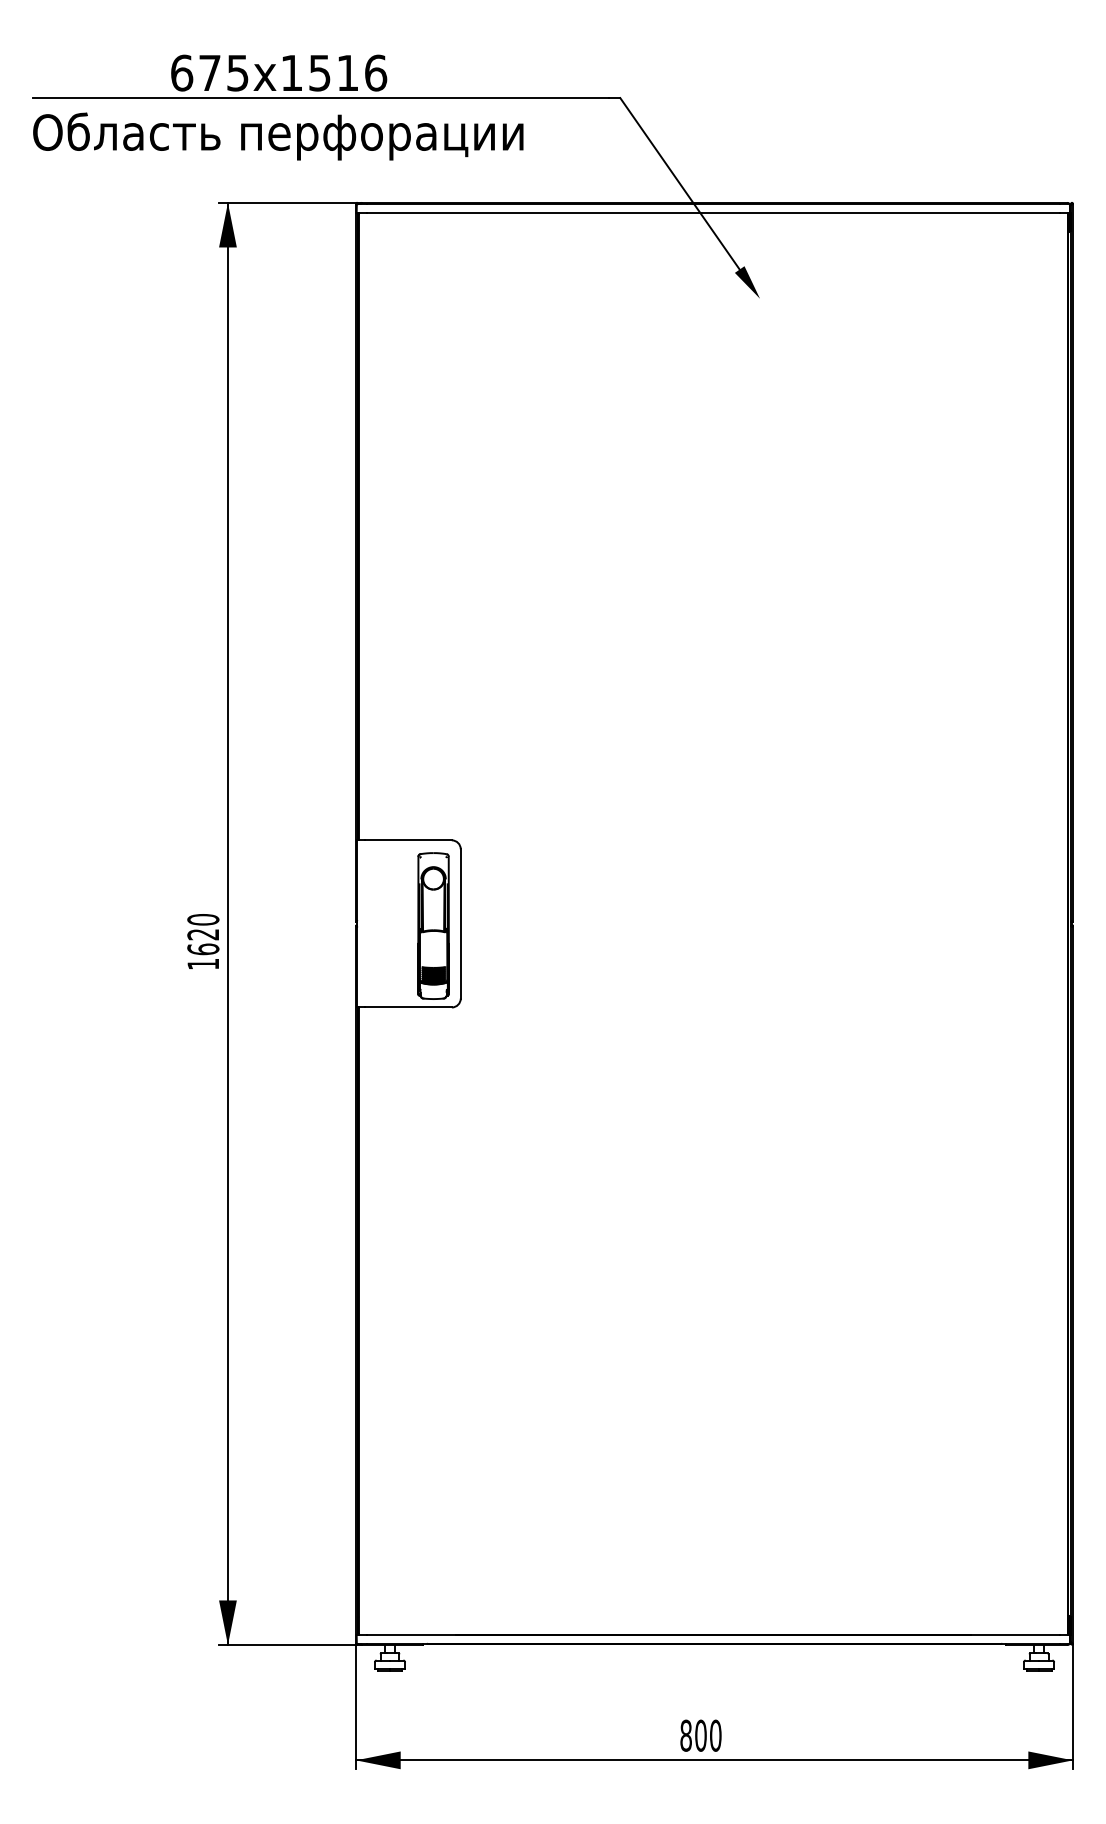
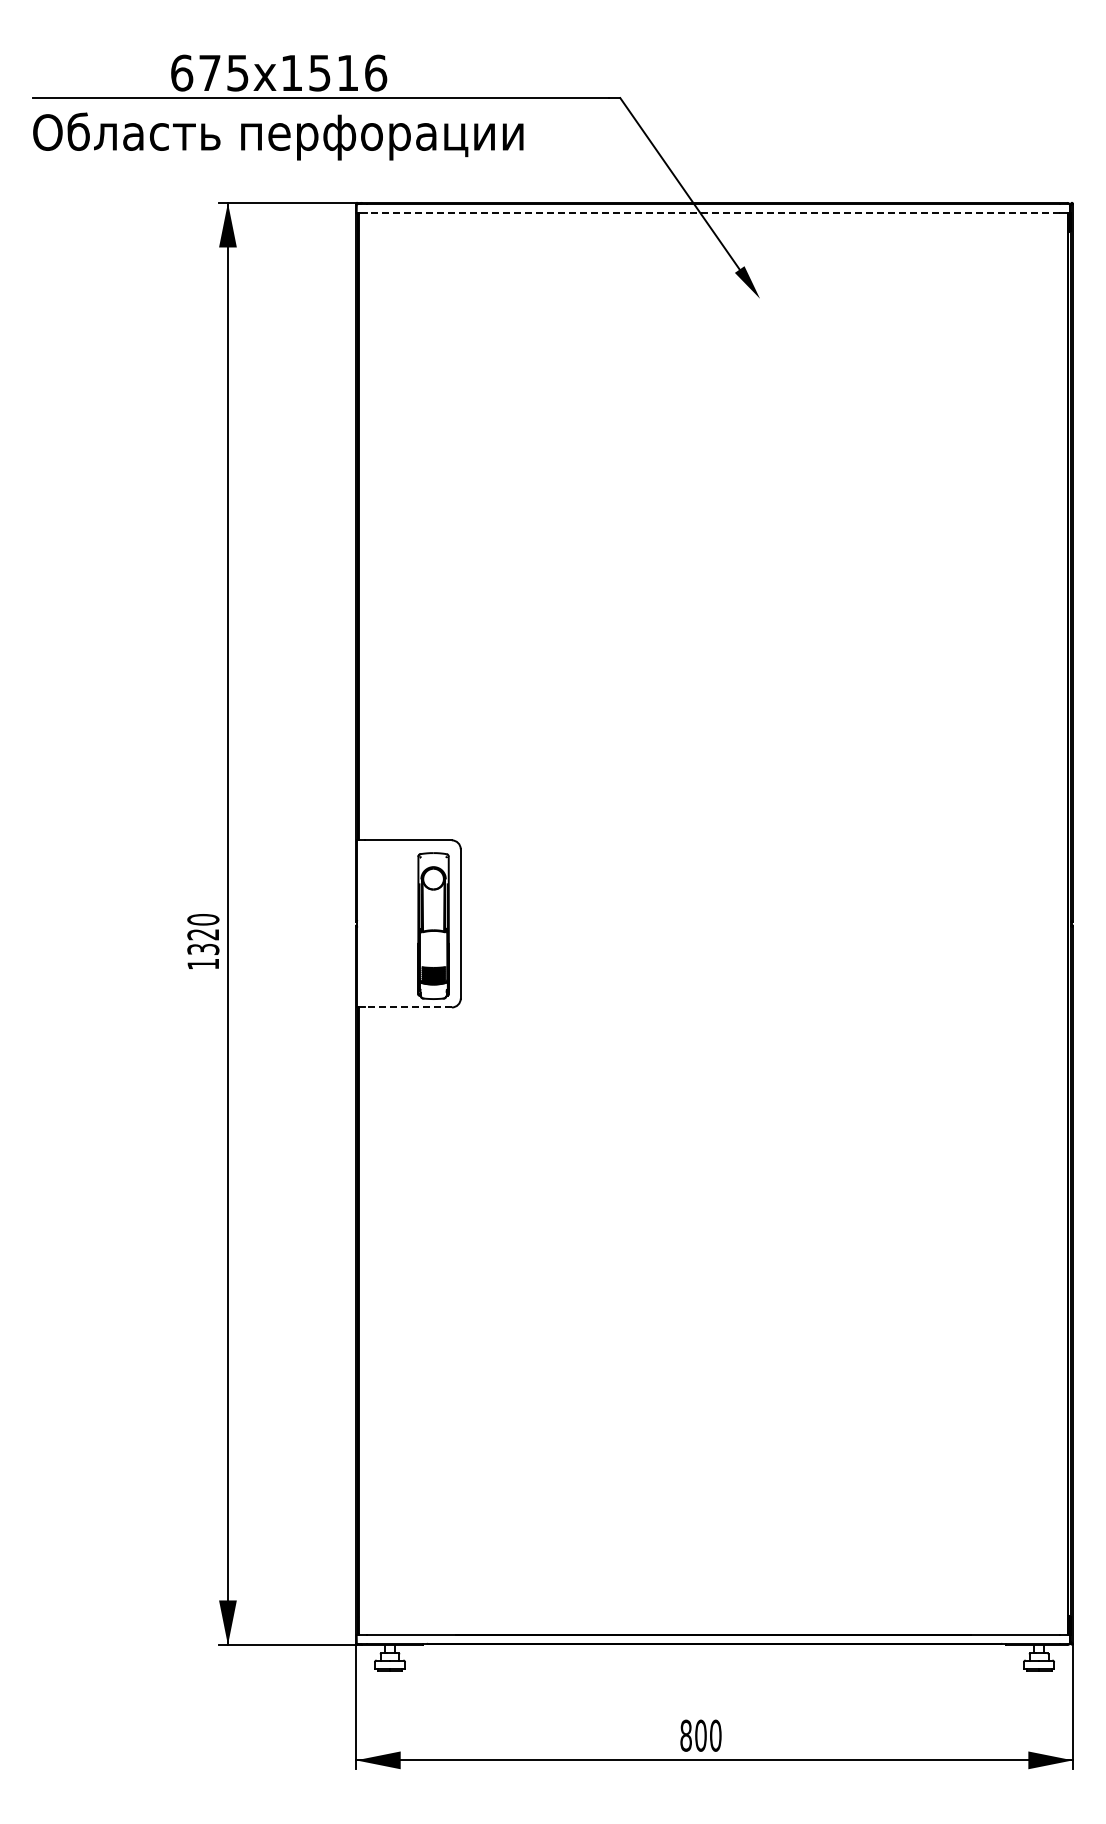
line: solid -> dashed (713, 213)
text: 1620 -> 1320 (203, 949)
line: solid -> dashed (408, 1007)
